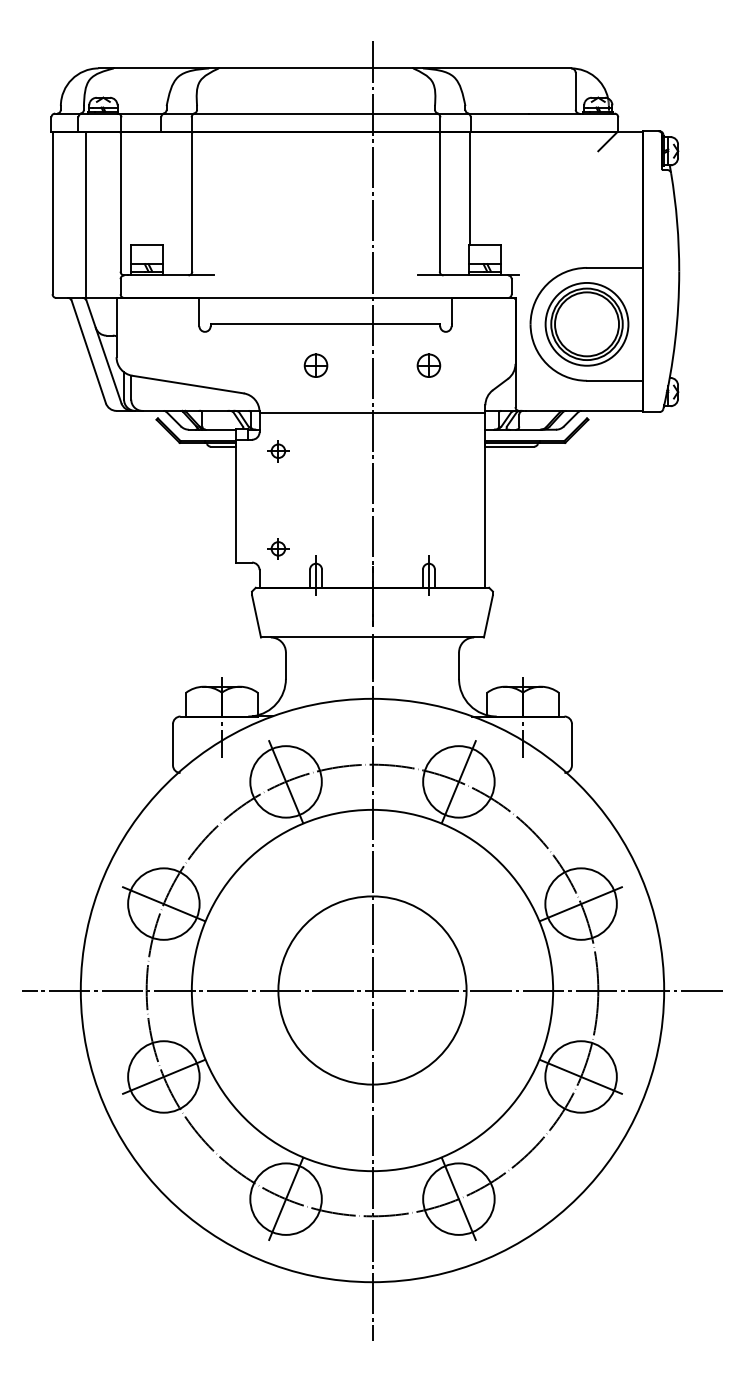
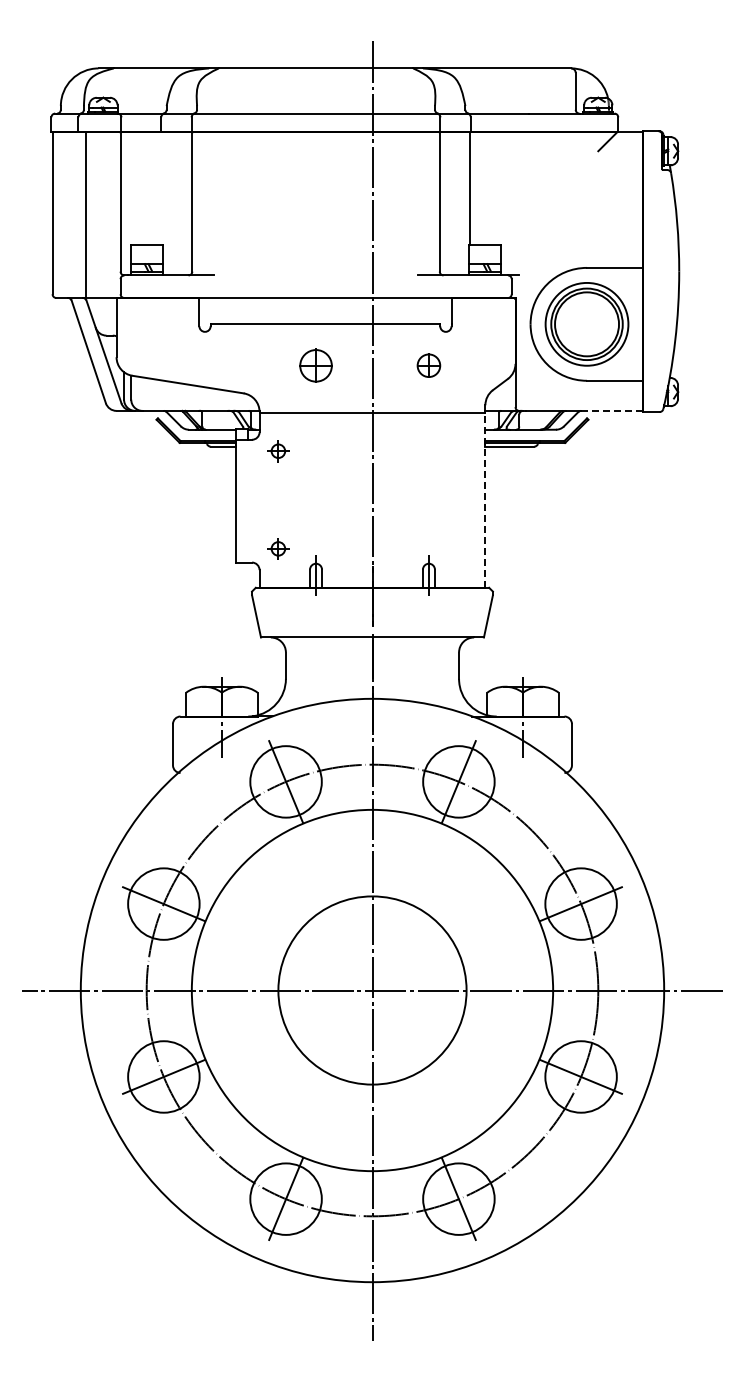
part size: 26x25 px -> 34x35 px (315, 365)
line: solid -> dashed (612, 410)
line: solid -> dashed (485, 499)
